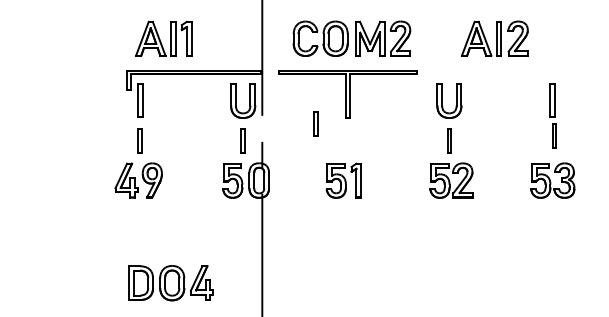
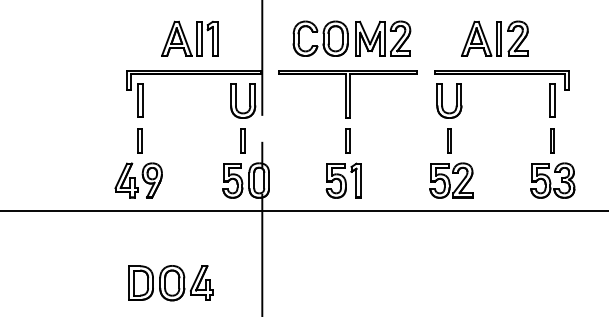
part position: (163, 38) -> (189, 38) (189, 38)
part: none -> present (501, 80)
part position: (315, 123) -> (347, 140) (347, 140)
line position: (553, 135) -> (551, 140) (551, 140)
line: none -> present (303, 211)
